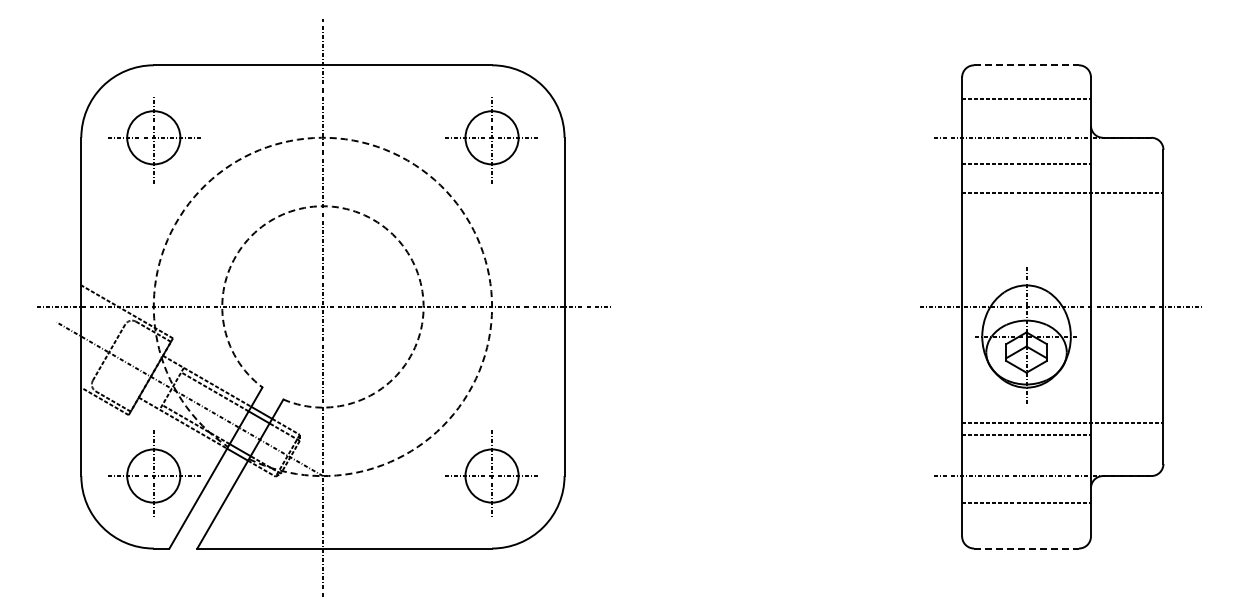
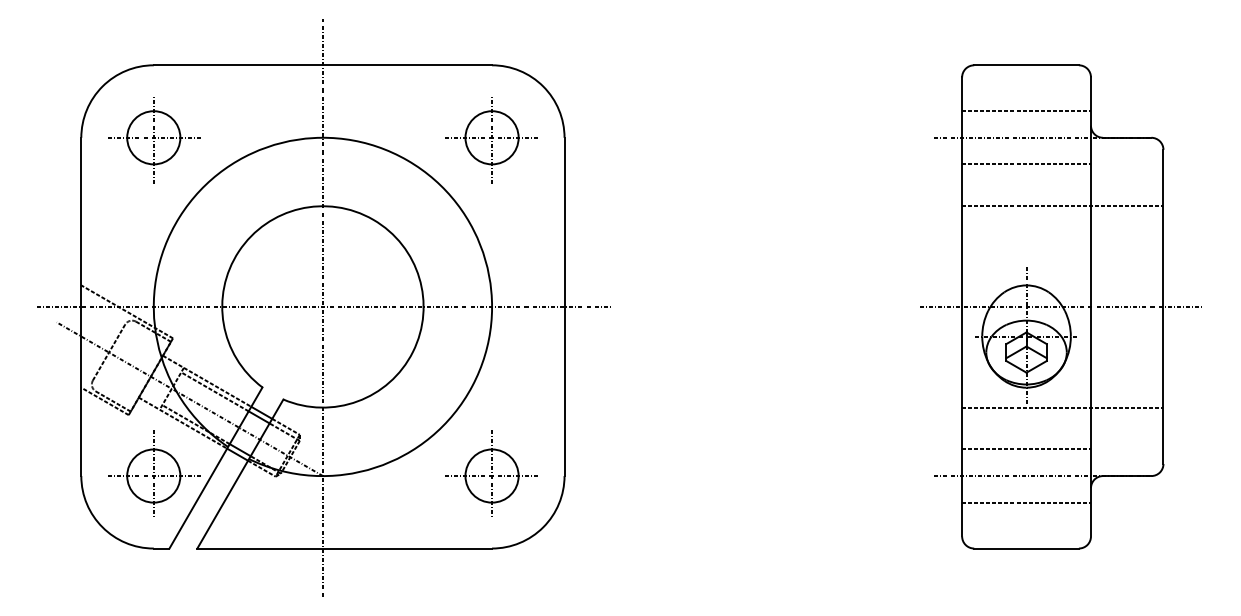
line: dashed -> solid (1027, 65)
line position: (1026, 99) -> (1026, 111) (1026, 111)
arc: dashed -> solid (407, 160)
line position: (1062, 193) -> (1062, 206) (1062, 206)
arc: dashed -> solid (373, 219)
line position: (1062, 422) -> (1062, 407) (1062, 407)
line position: (1026, 435) -> (1026, 449) (1026, 449)
line: dashed -> solid (1027, 548)
